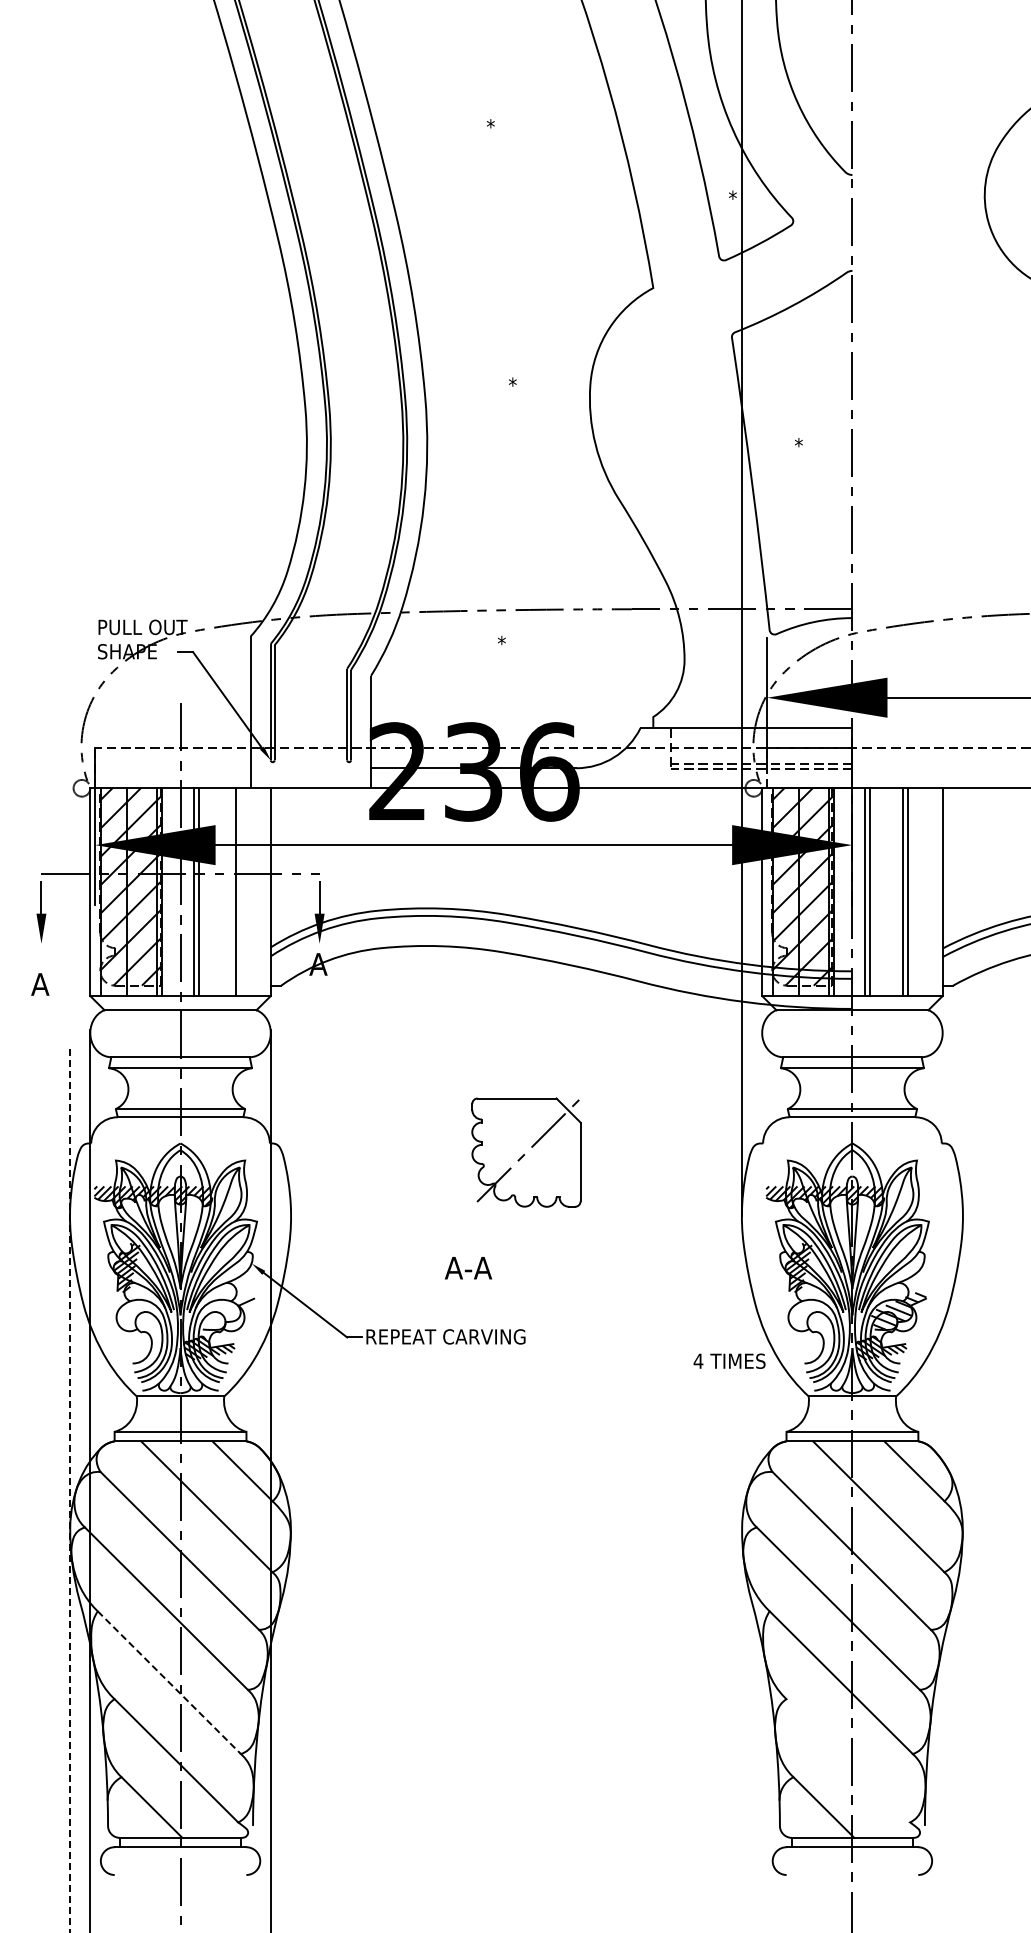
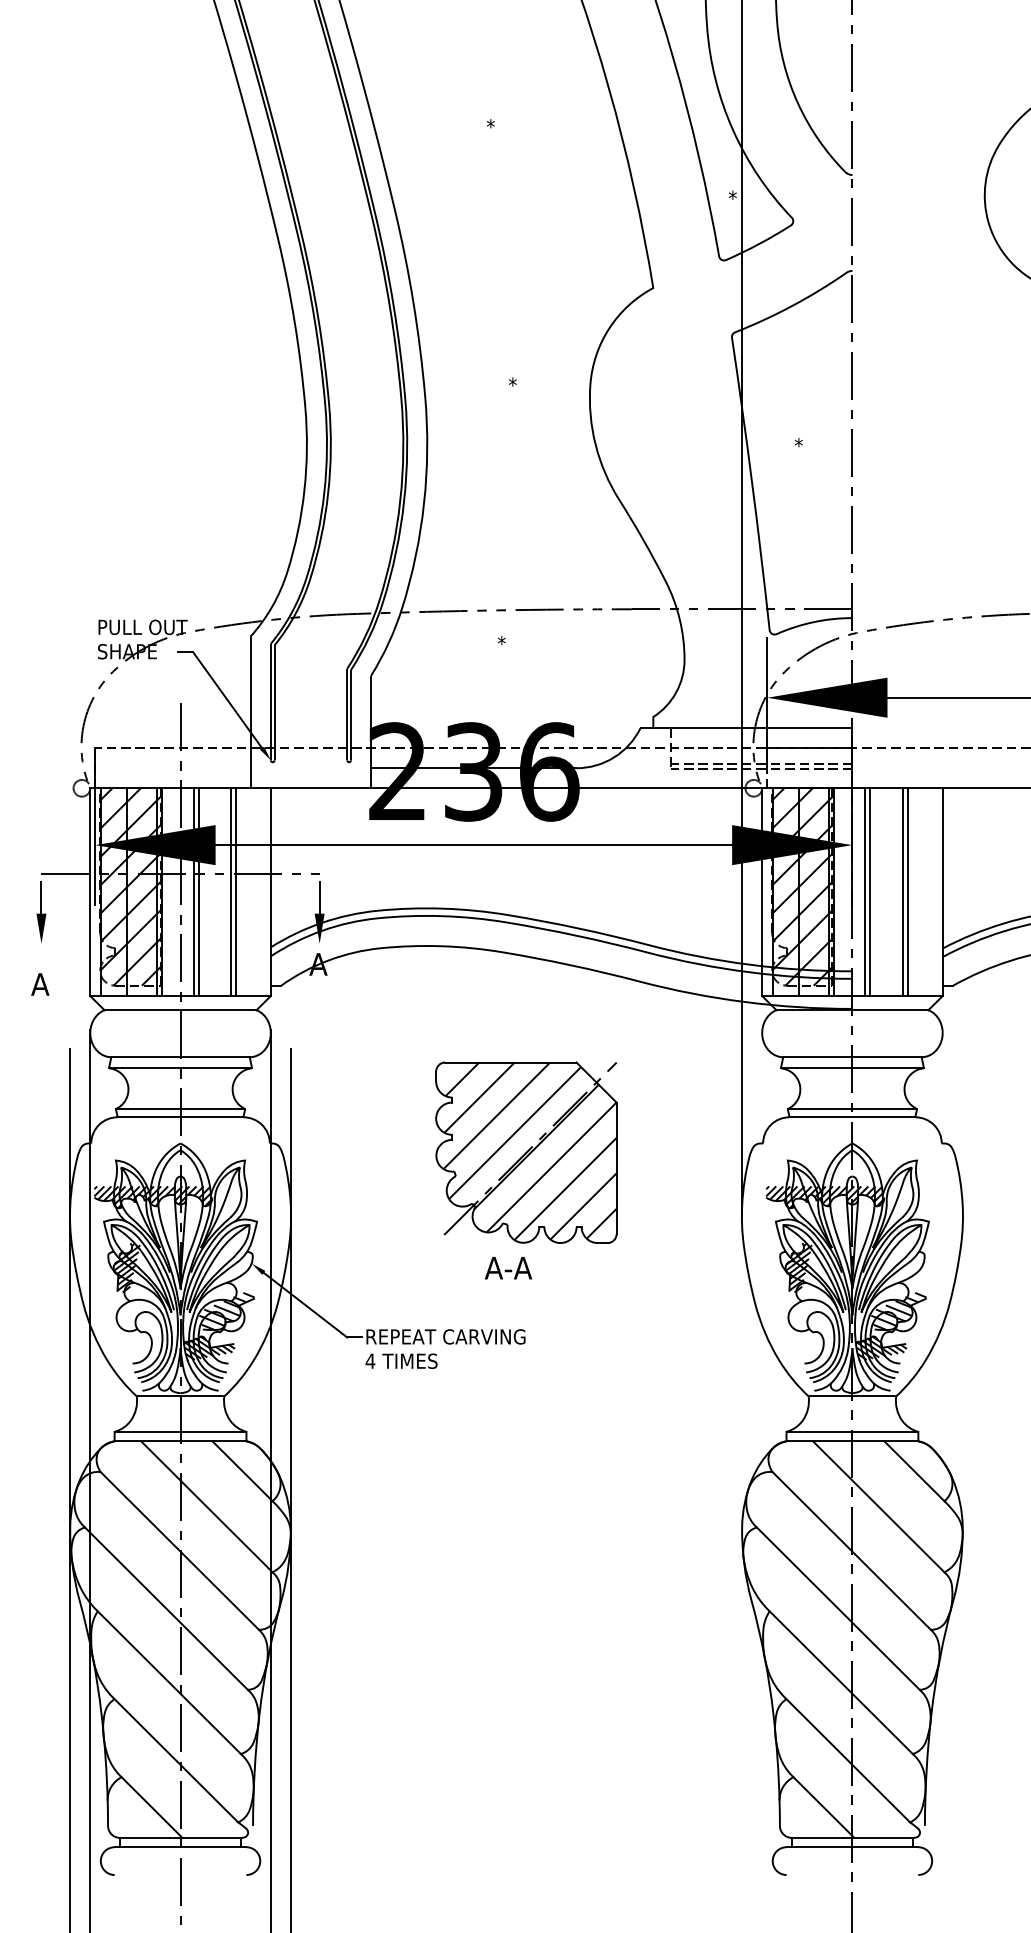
line: none -> present (230, 892)
part size: 111x111 px -> 183x183 px (526, 1152)
text position: (468, 1268) -> (508, 1268) (508, 1268)
hatch: none -> present (226, 1310)
text position: (729, 1360) -> (401, 1360) (401, 1360)
line: none -> present (290, 1488)
line: dashed -> solid (70, 1490)
line: dashed -> solid (169, 1683)
line: none -> present (848, 1760)
